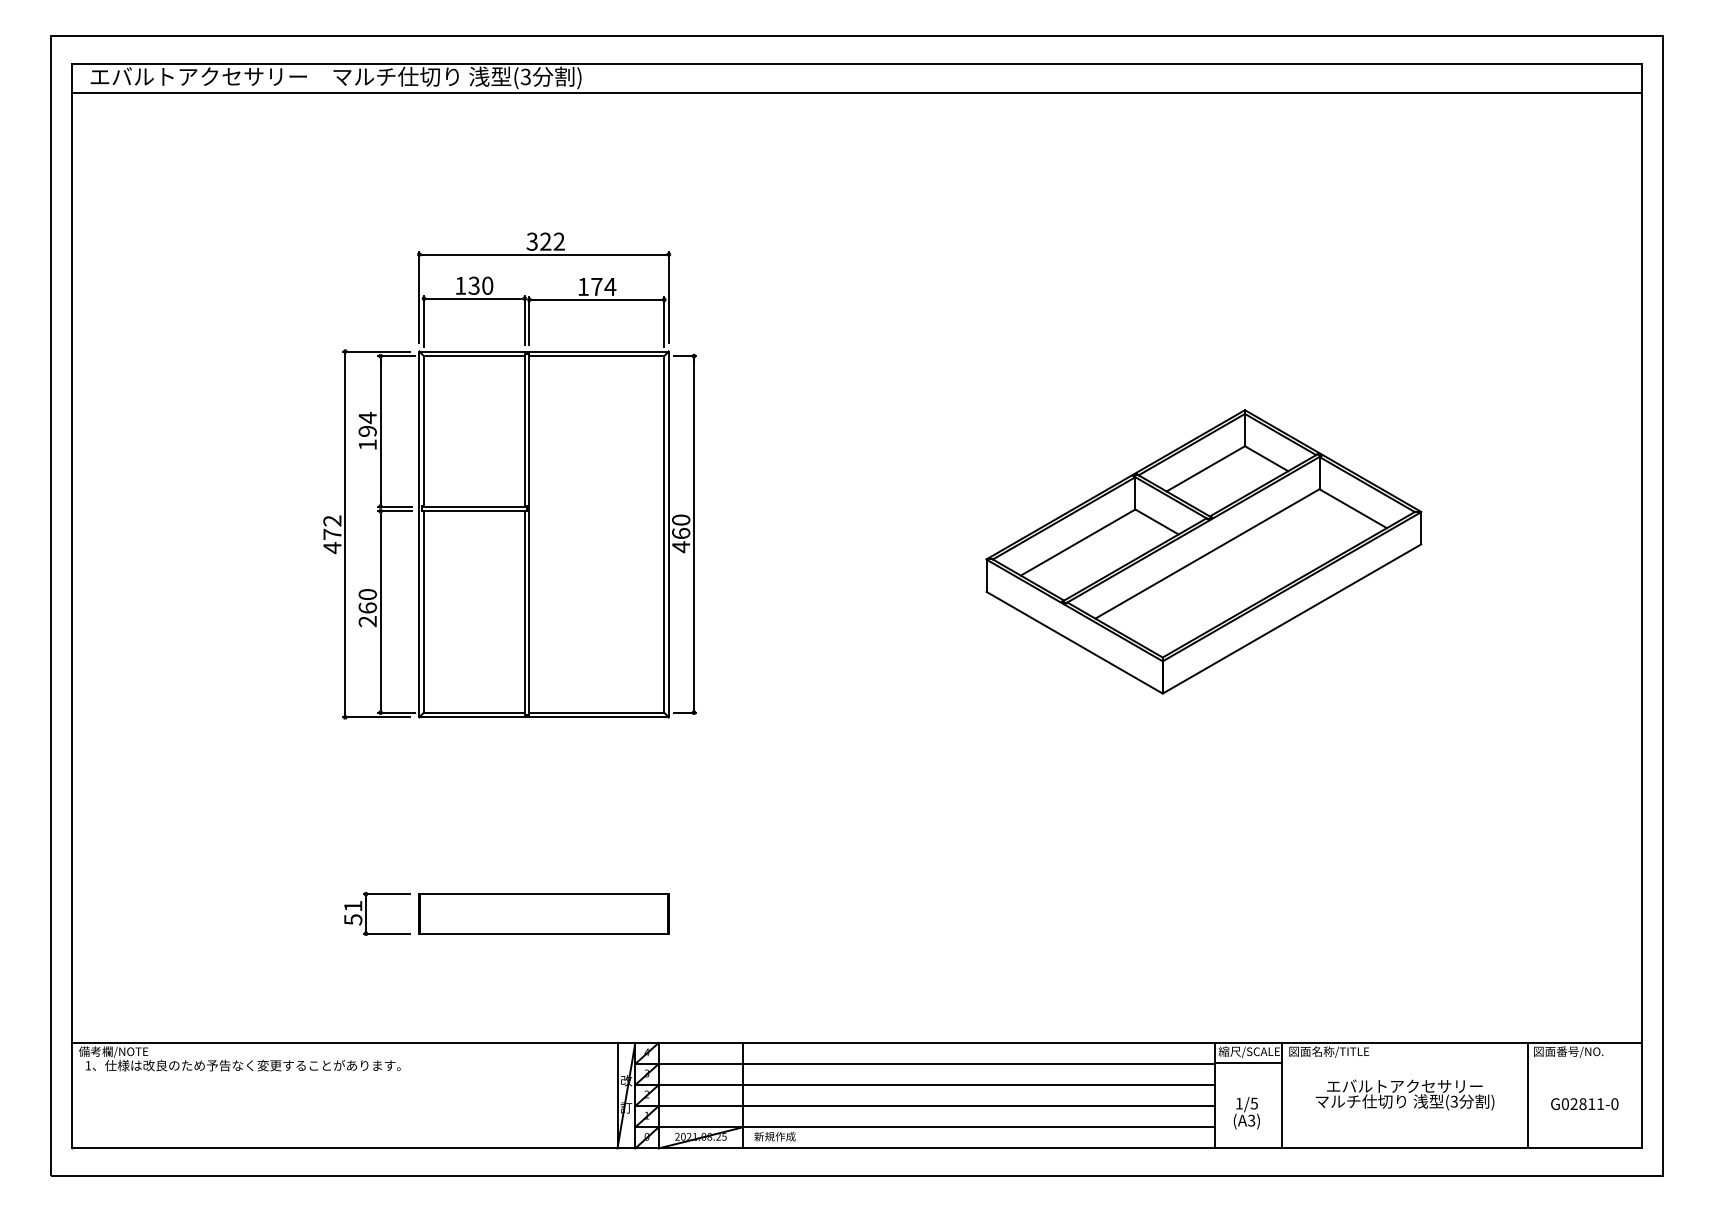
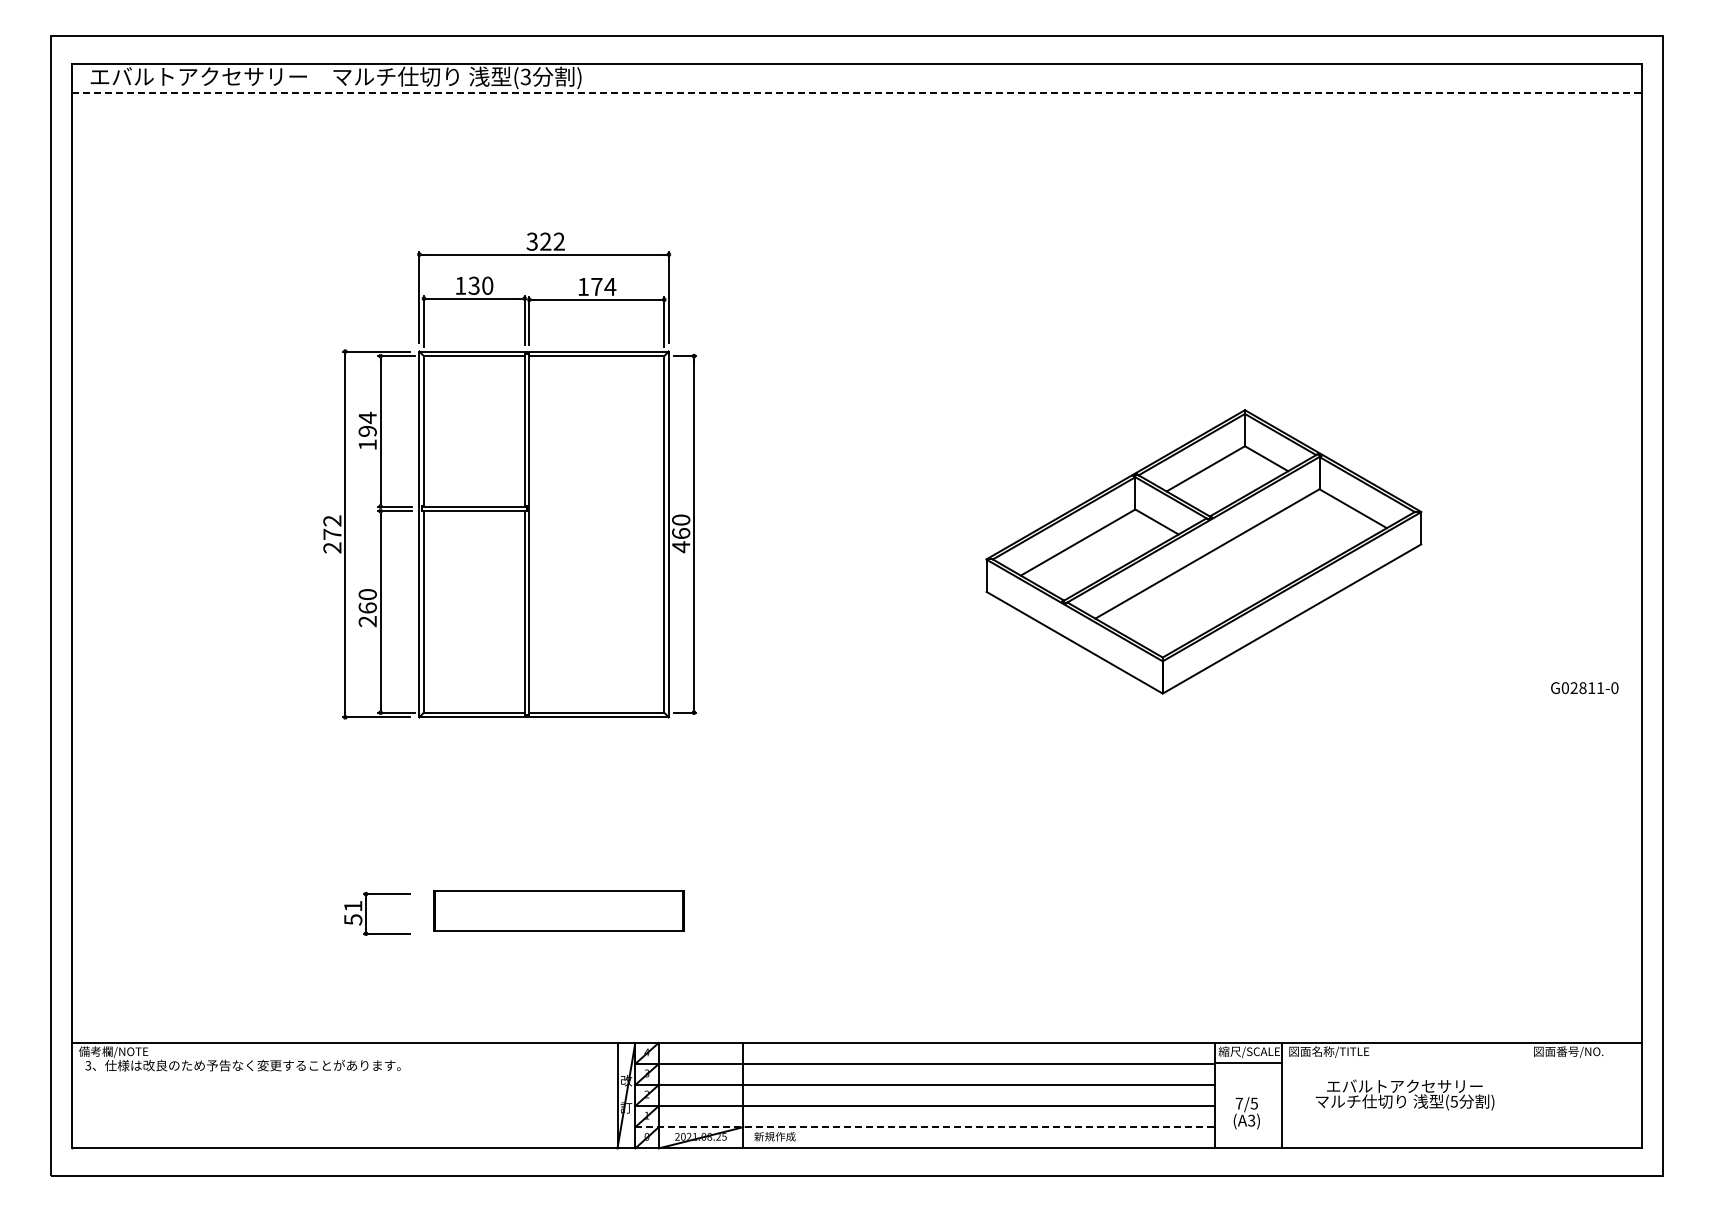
line: solid -> dashed (856, 92)
text: 472 -> 272 (332, 548)
part position: (543, 913) -> (558, 910) (558, 910)
text: 1 -> 3 (88, 1065)
line: present -> none (1527, 1095)
text: (3 -> (5 (1454, 1100)
text: 1/5 -> 7/5 (1238, 1103)
text position: (1584, 1104) -> (1584, 688) (1584, 688)
line: solid -> dashed (924, 1127)
